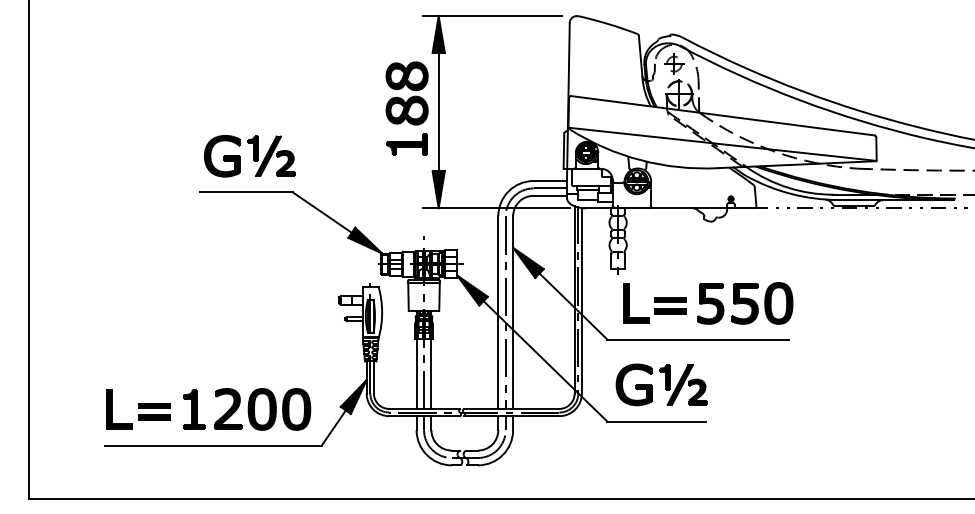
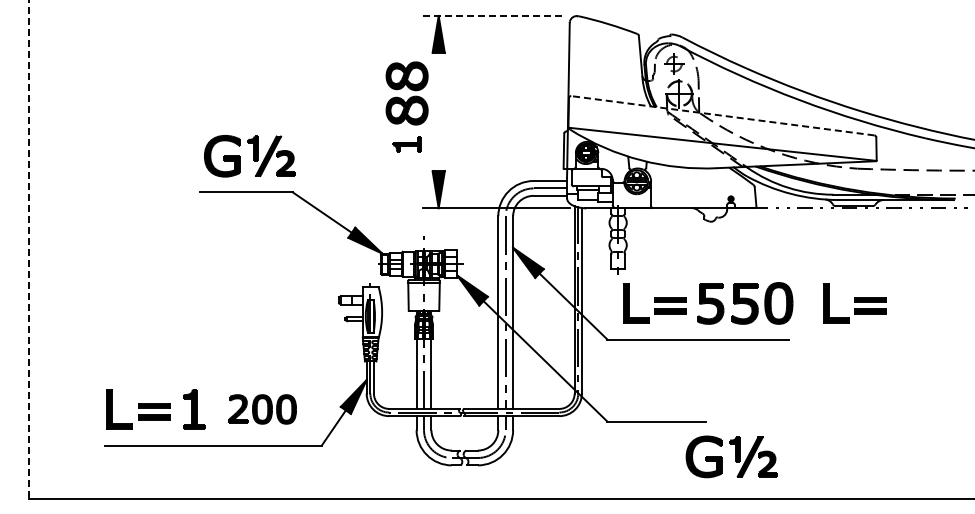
line: solid -> dashed (491, 16)
line: present -> none (438, 111)
line: solid -> dashed (722, 115)
part size: 42x23 px -> 30x17 px (406, 144)
line: solid -> dashed (29, 249)
part: none -> present (854, 303)
part position: (661, 384) -> (731, 456) (731, 456)
part size: 98x43 px -> 69x31 px (262, 409)
